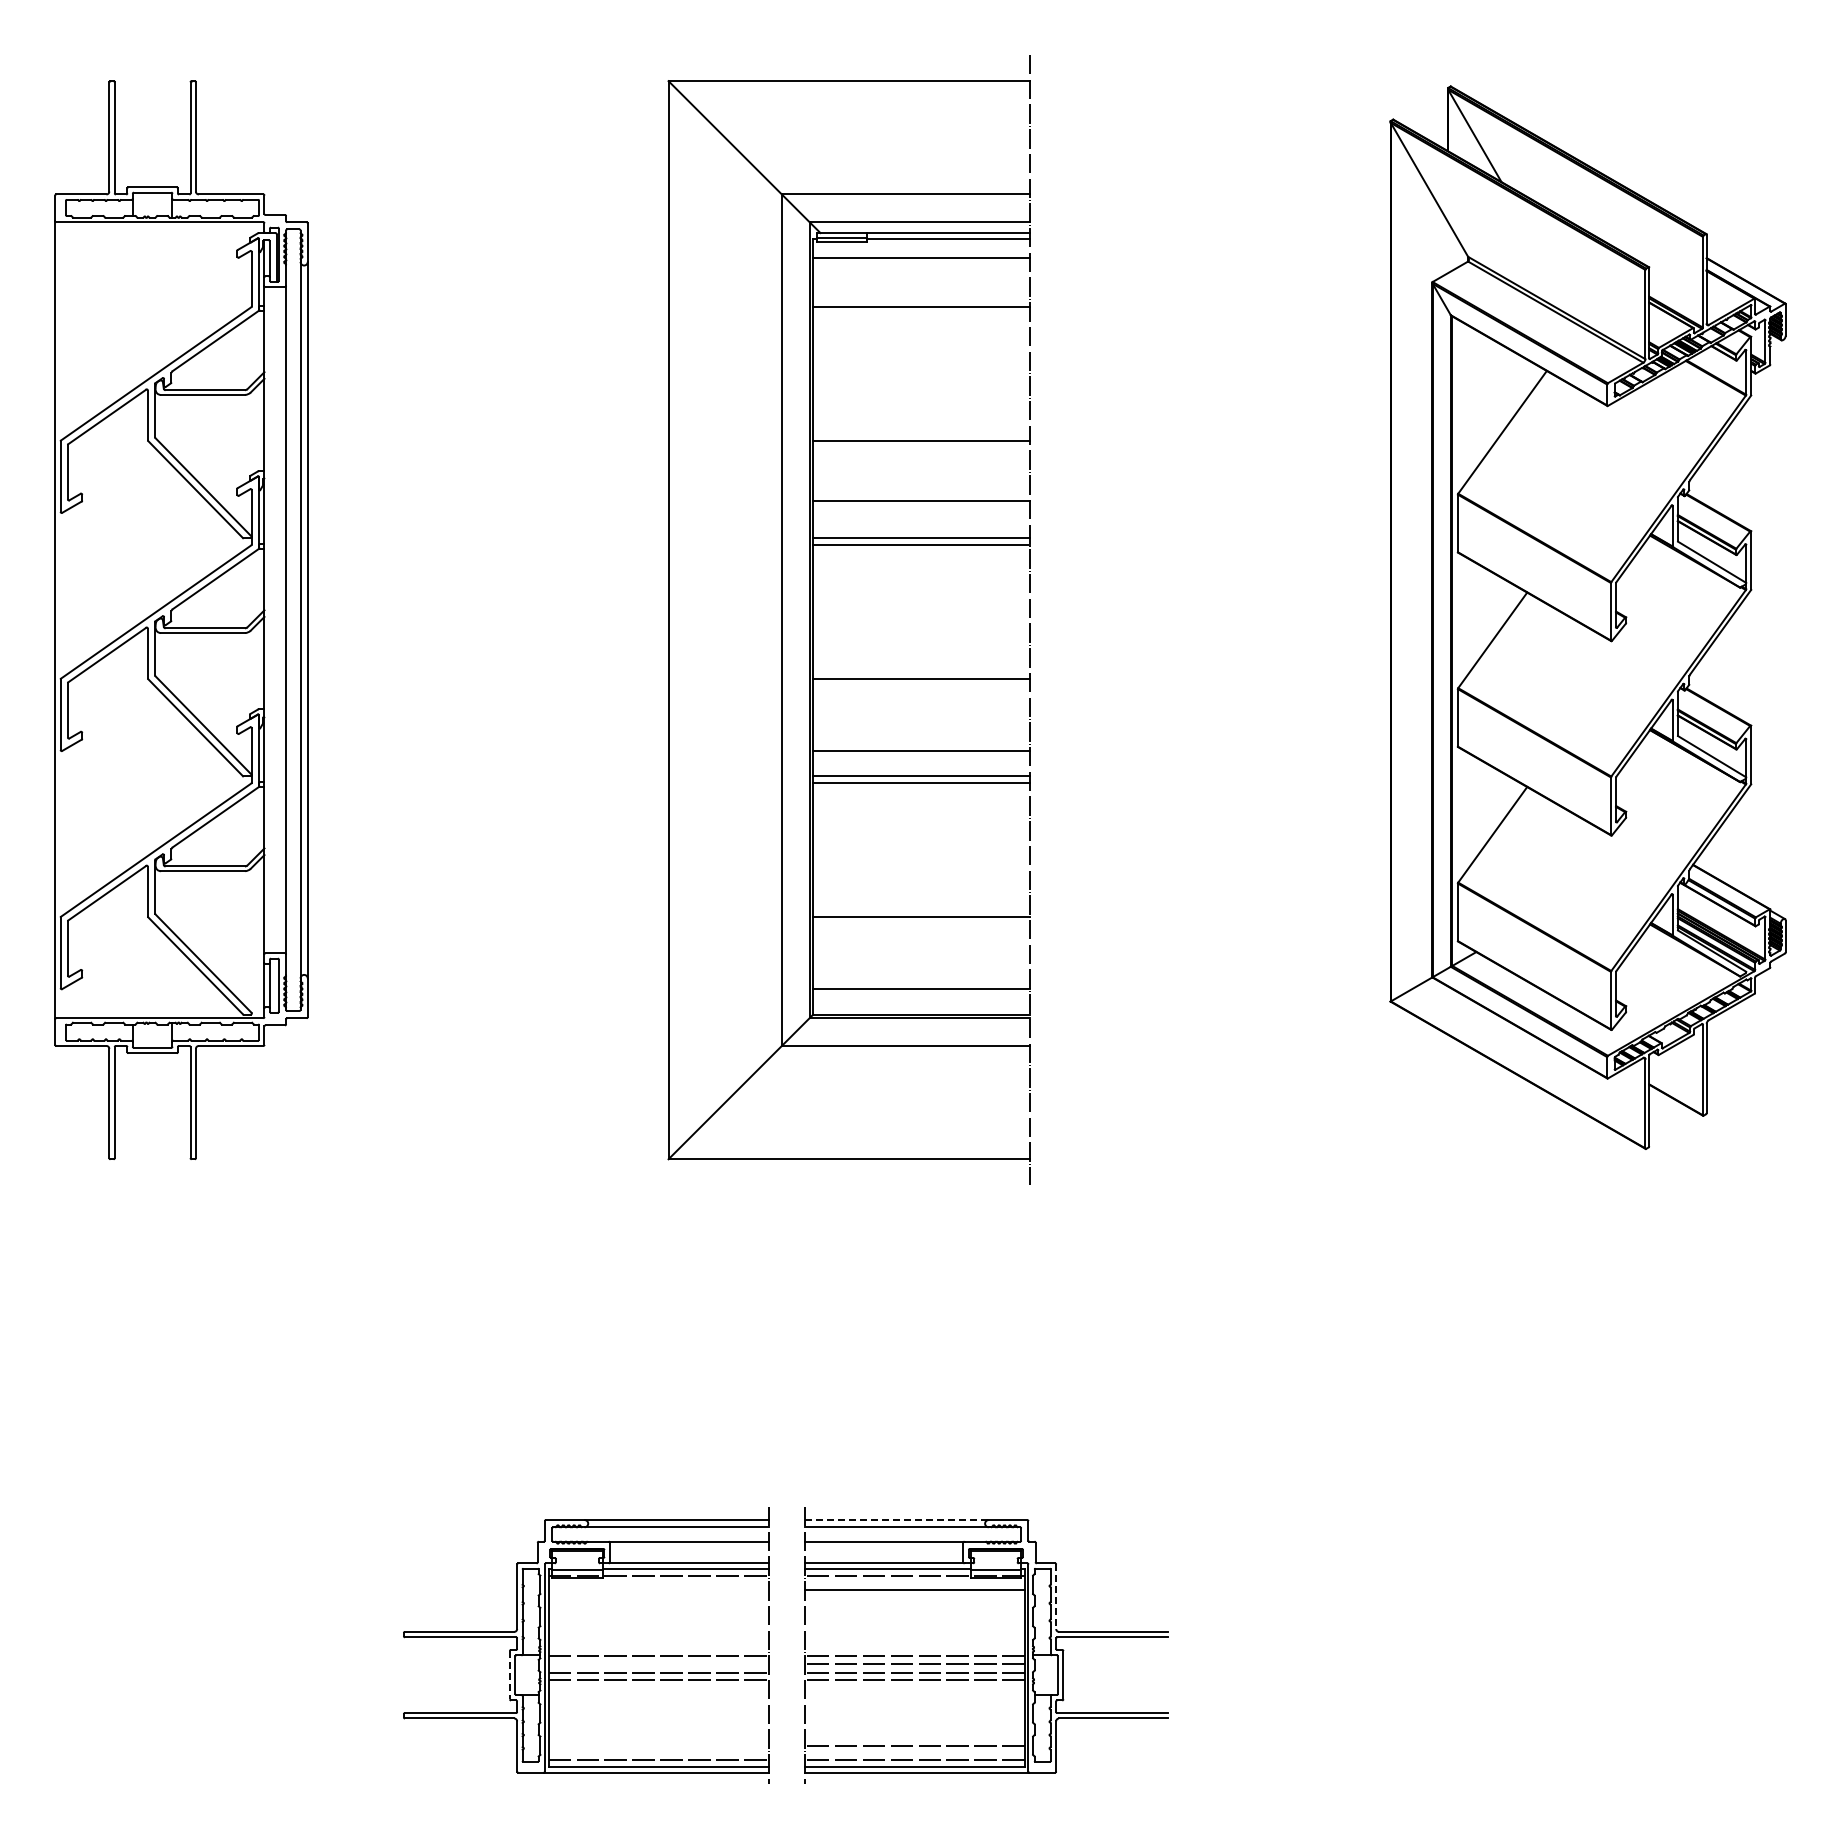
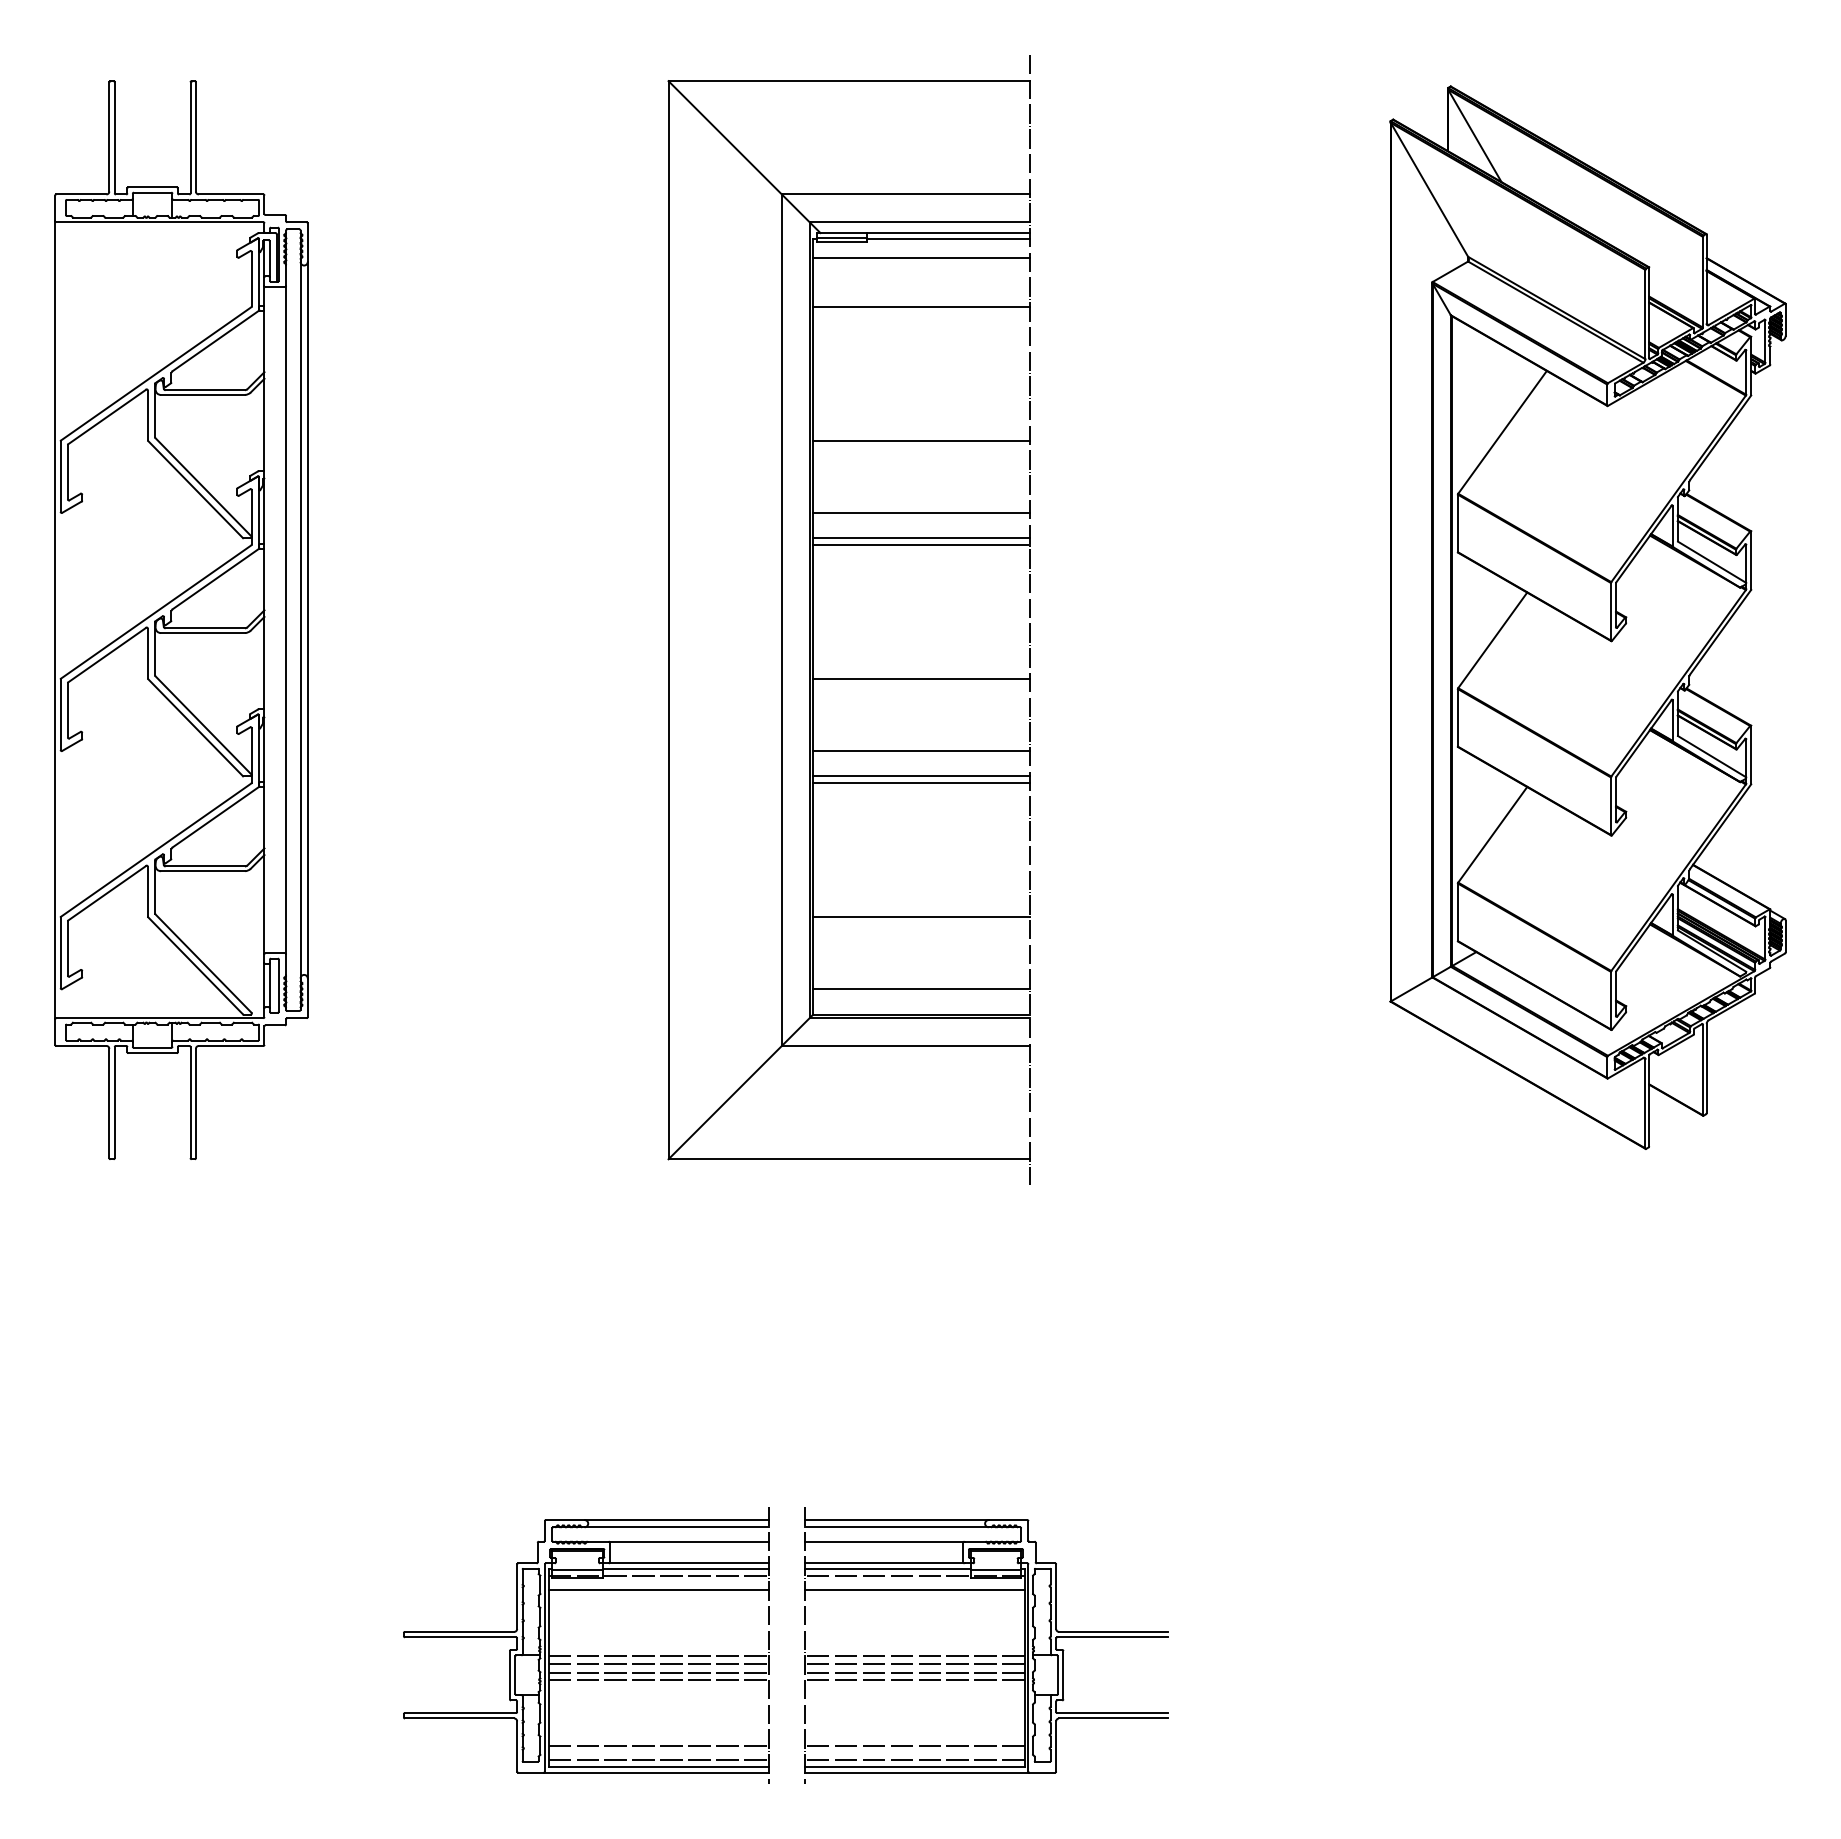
line position: (921, 500) -> (921, 512) (921, 512)
line: dashed -> solid (897, 1520)
line: none -> present (658, 1590)
line: dashed -> solid (1056, 1597)
line: none -> present (658, 1663)
line: dashed -> solid (509, 1675)
line: none -> present (658, 1745)
